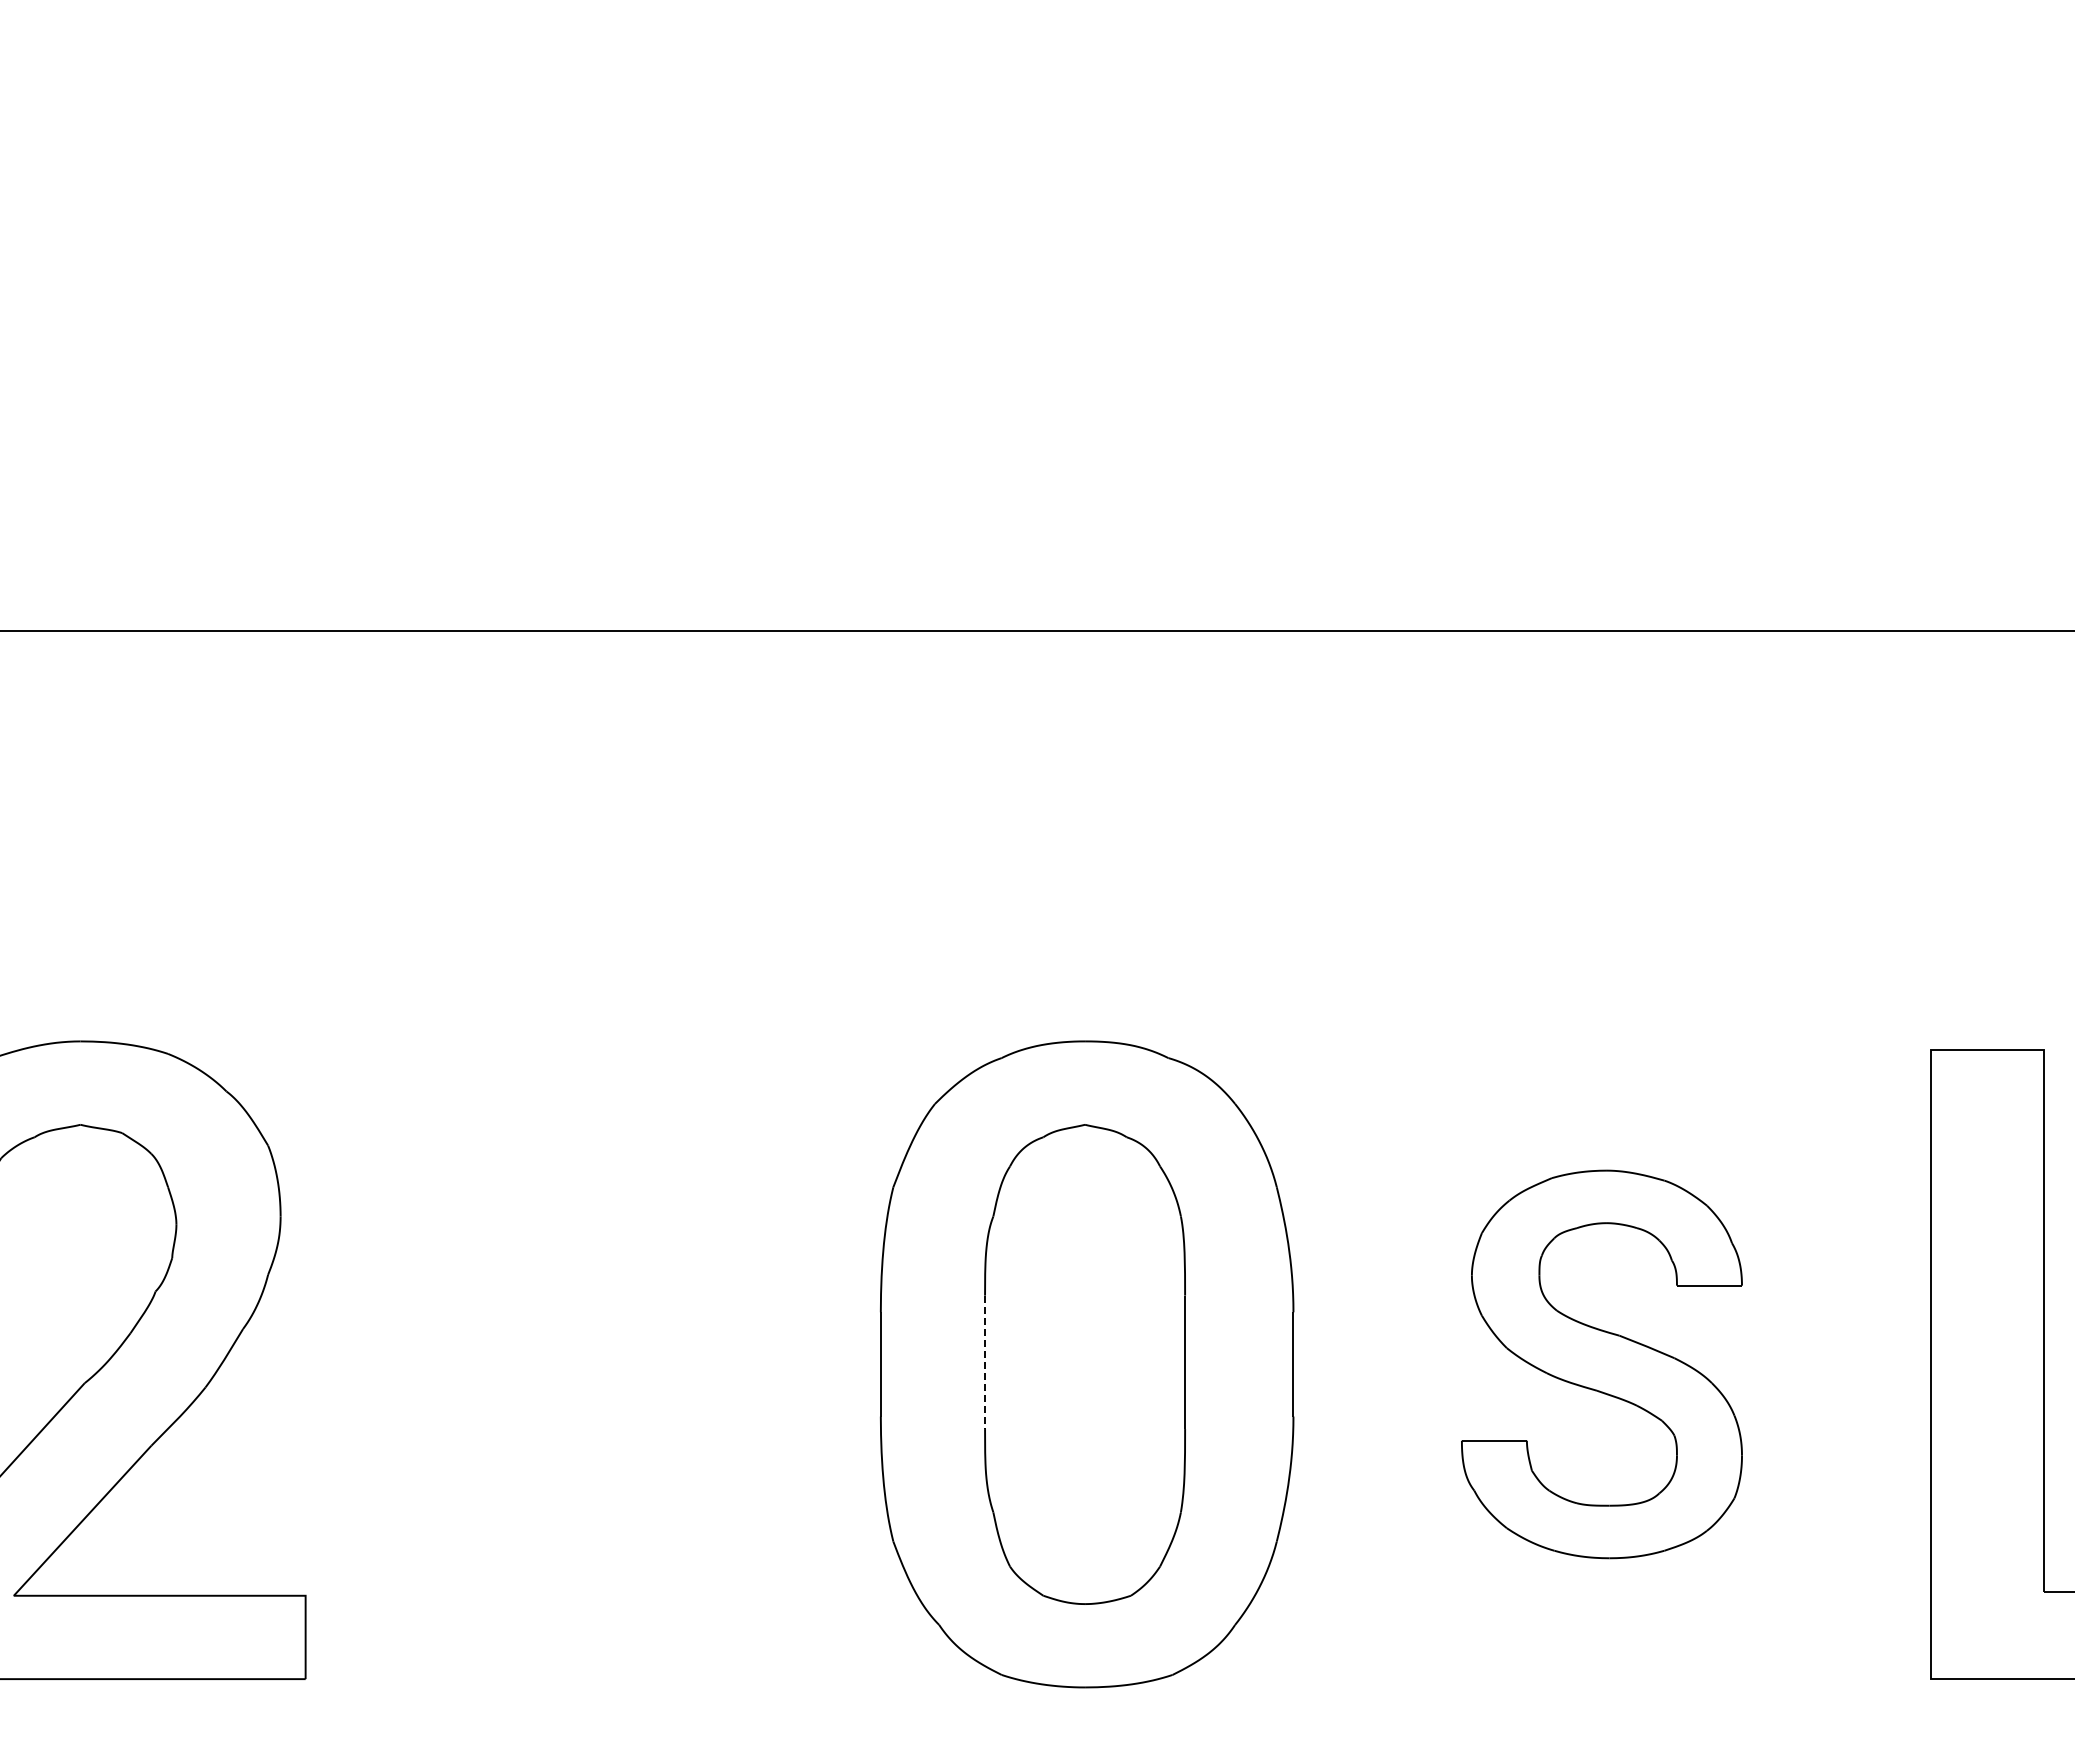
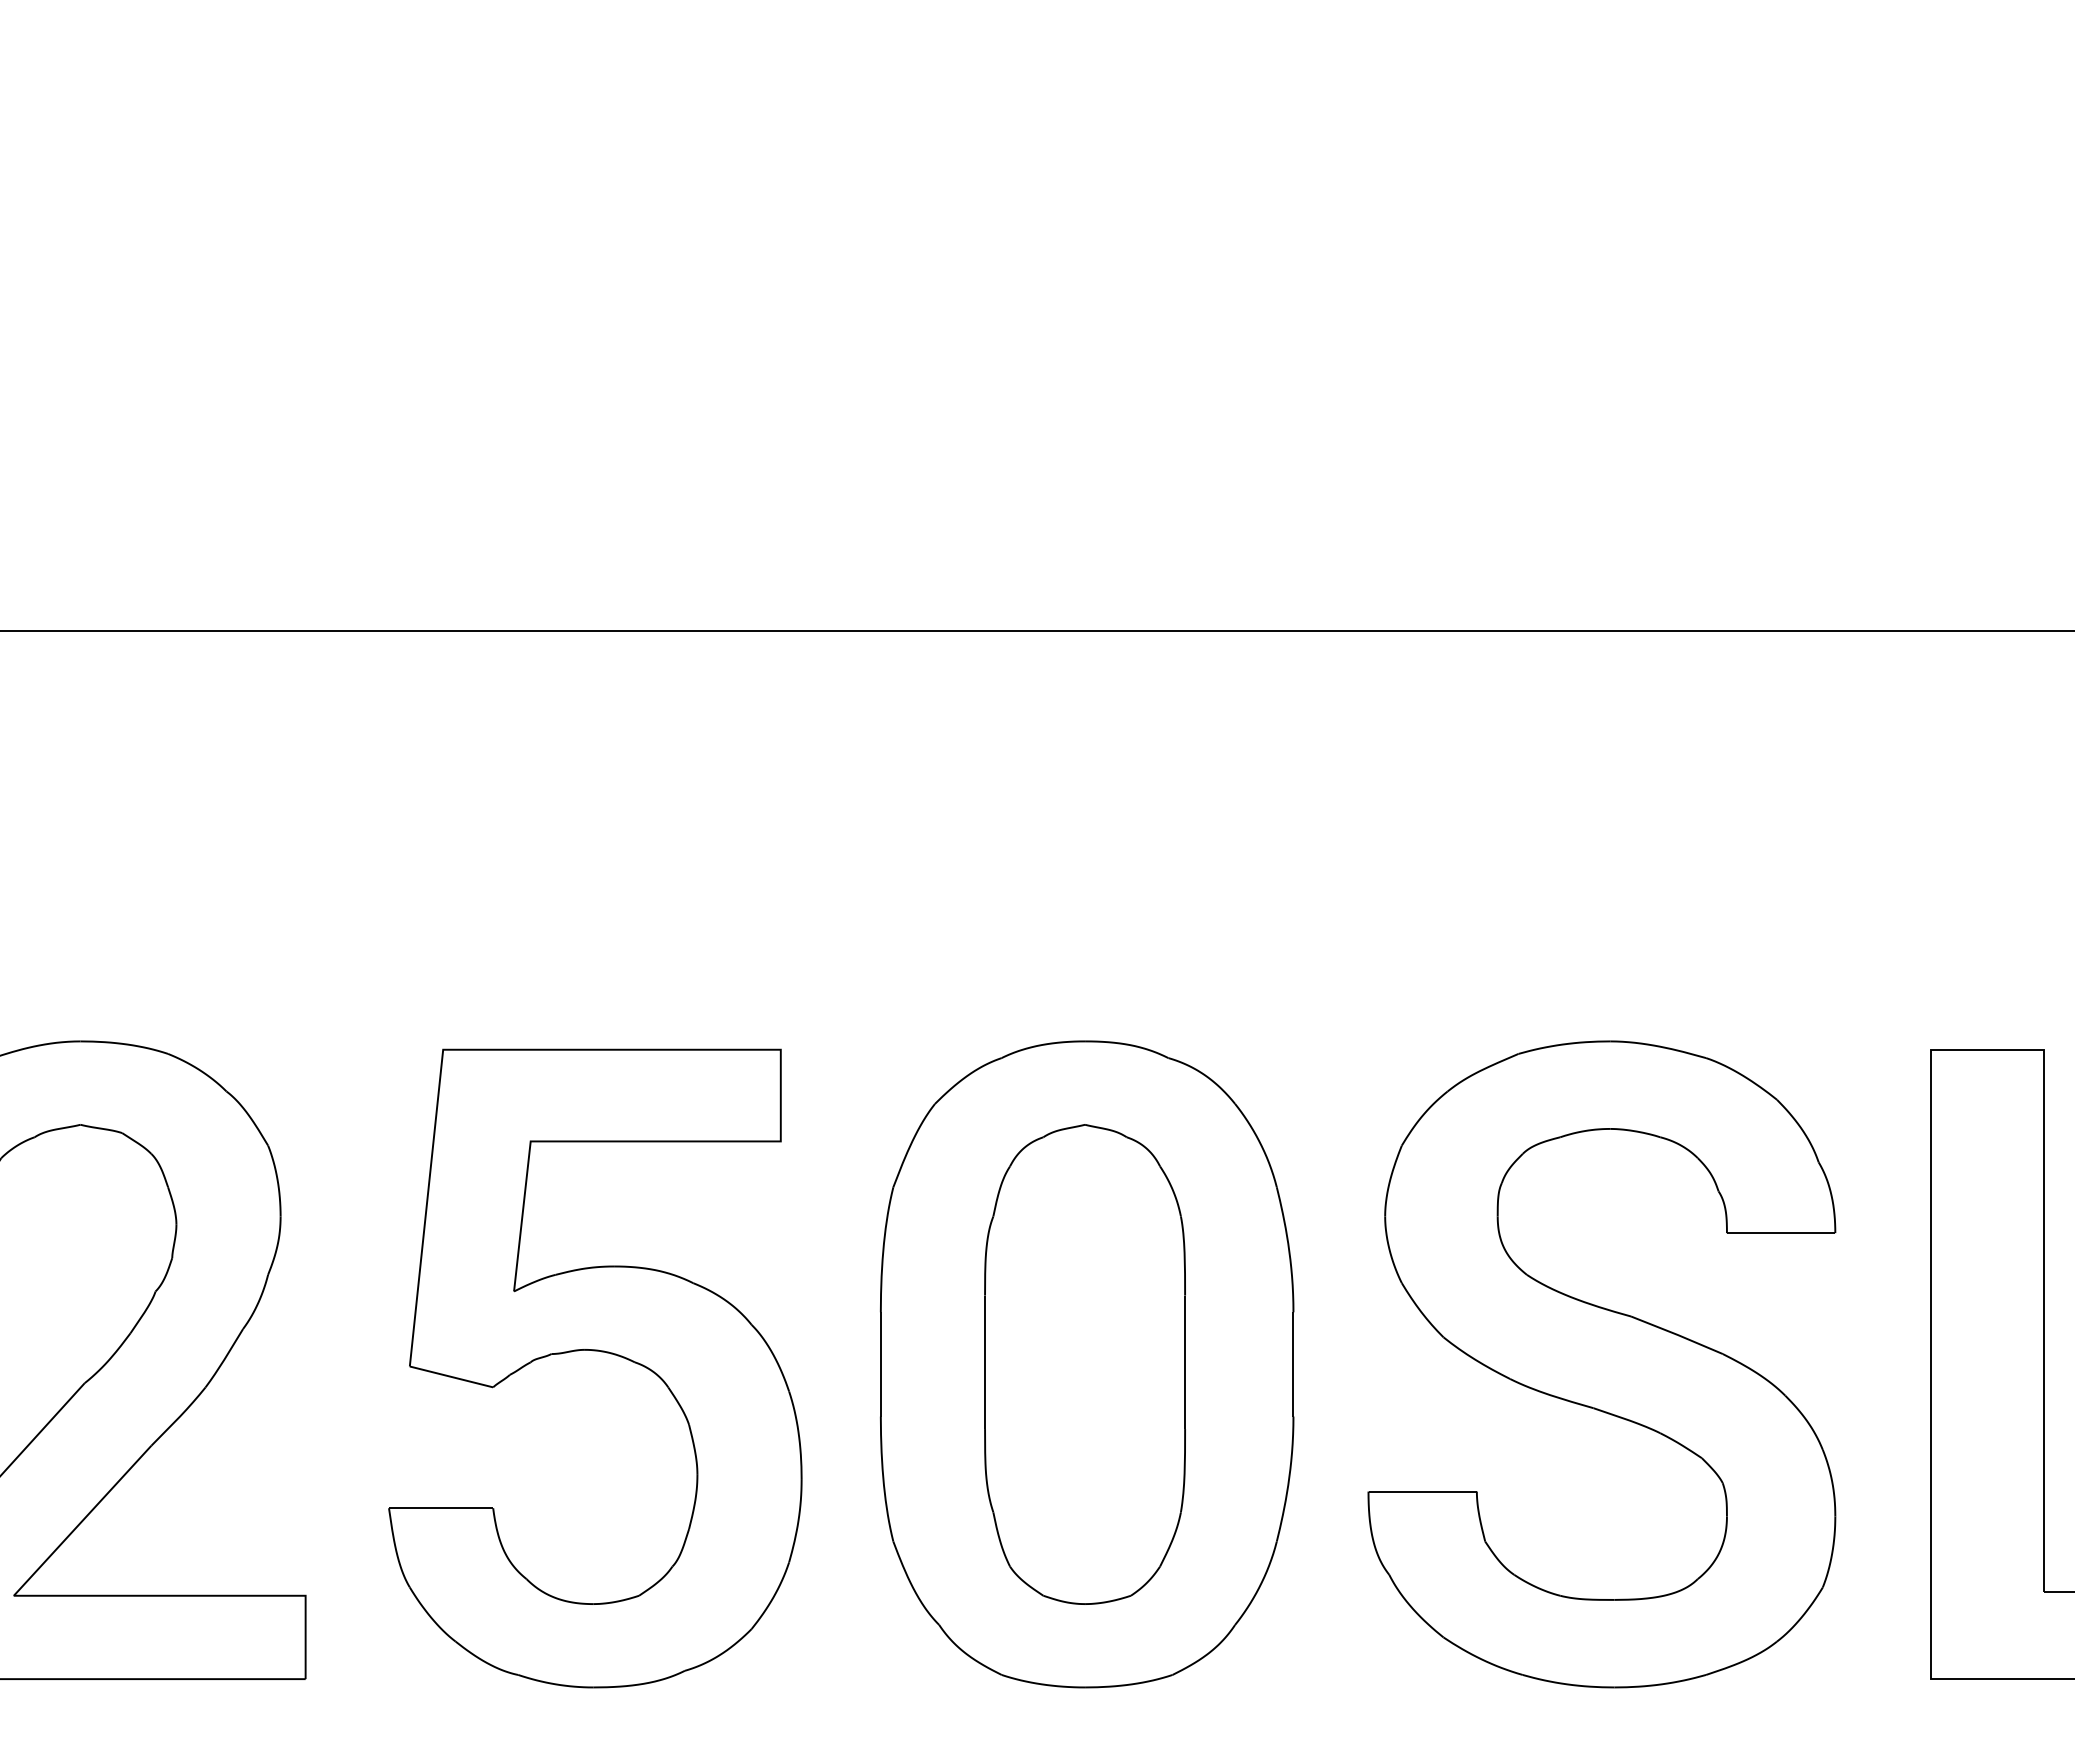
part: none -> present (595, 1351)
line: dashed -> solid (985, 1362)
part size: 282x391 px -> 470x649 px (1601, 1364)
